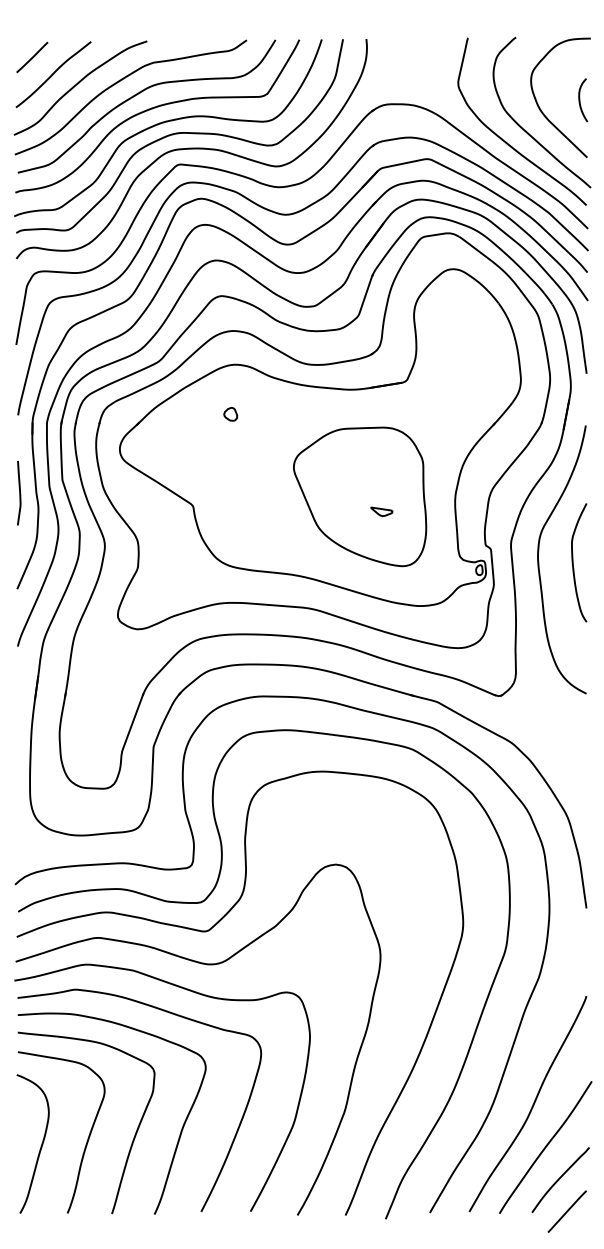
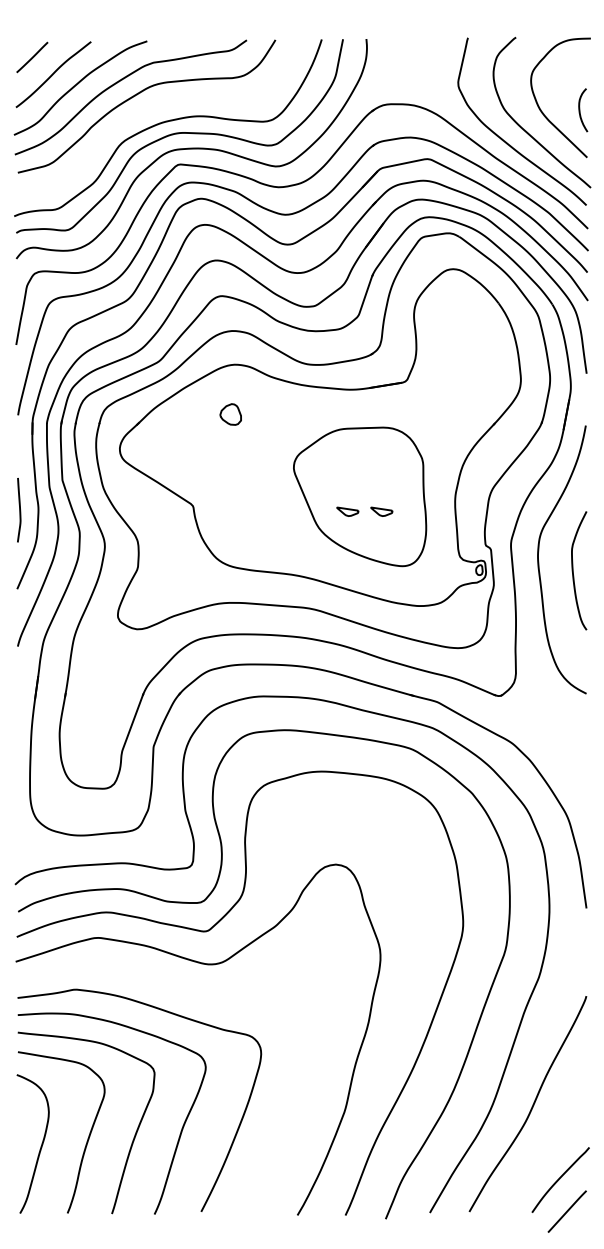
curve position: (580, 100) -> (580, 110) (580, 110)
curve: present -> none (155, 108)
part size: 15x16 px -> 23x23 px (230, 414)
curve position: (19, 493) -> (19, 510) (19, 510)
part: none -> present (347, 511)
curve position: (573, 562) -> (573, 570) (573, 570)
curve: present -> none (192, 992)
curve: present -> none (545, 1147)
